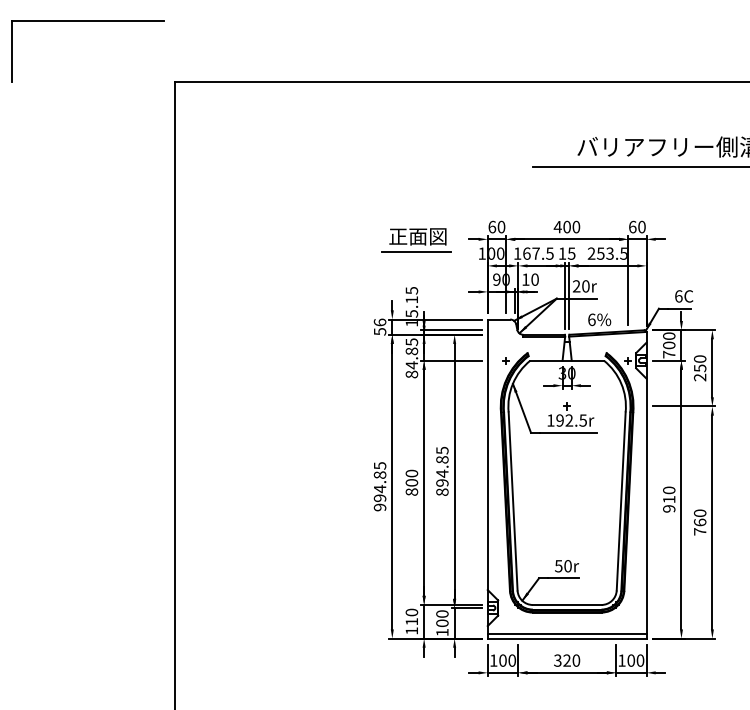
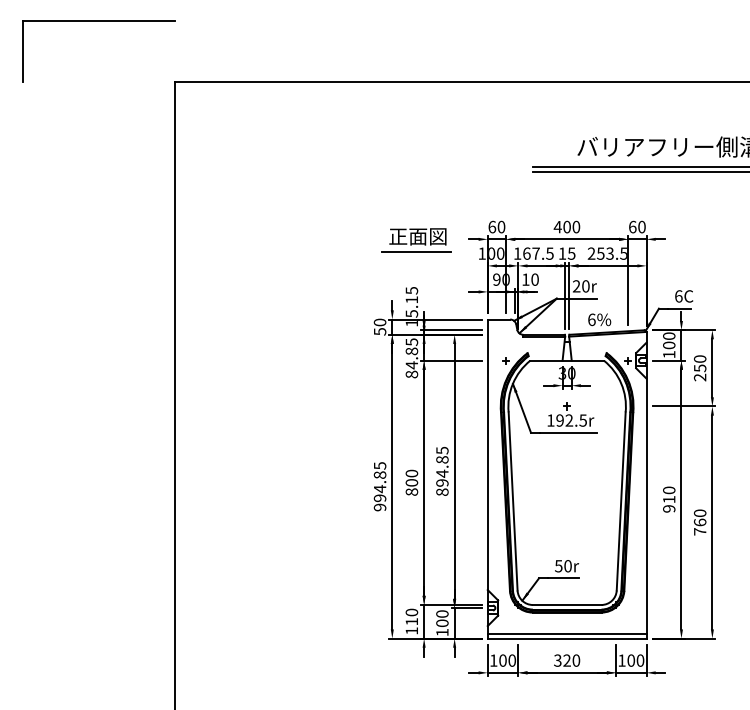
part position: (87, 21) -> (98, 21) (98, 21)
line: none -> present (639, 172)
text: 56 -> 50 (379, 322)
text: 700 -> 100 (669, 354)
